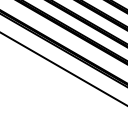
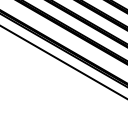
line position: (63, 68) -> (63, 61) (63, 61)
